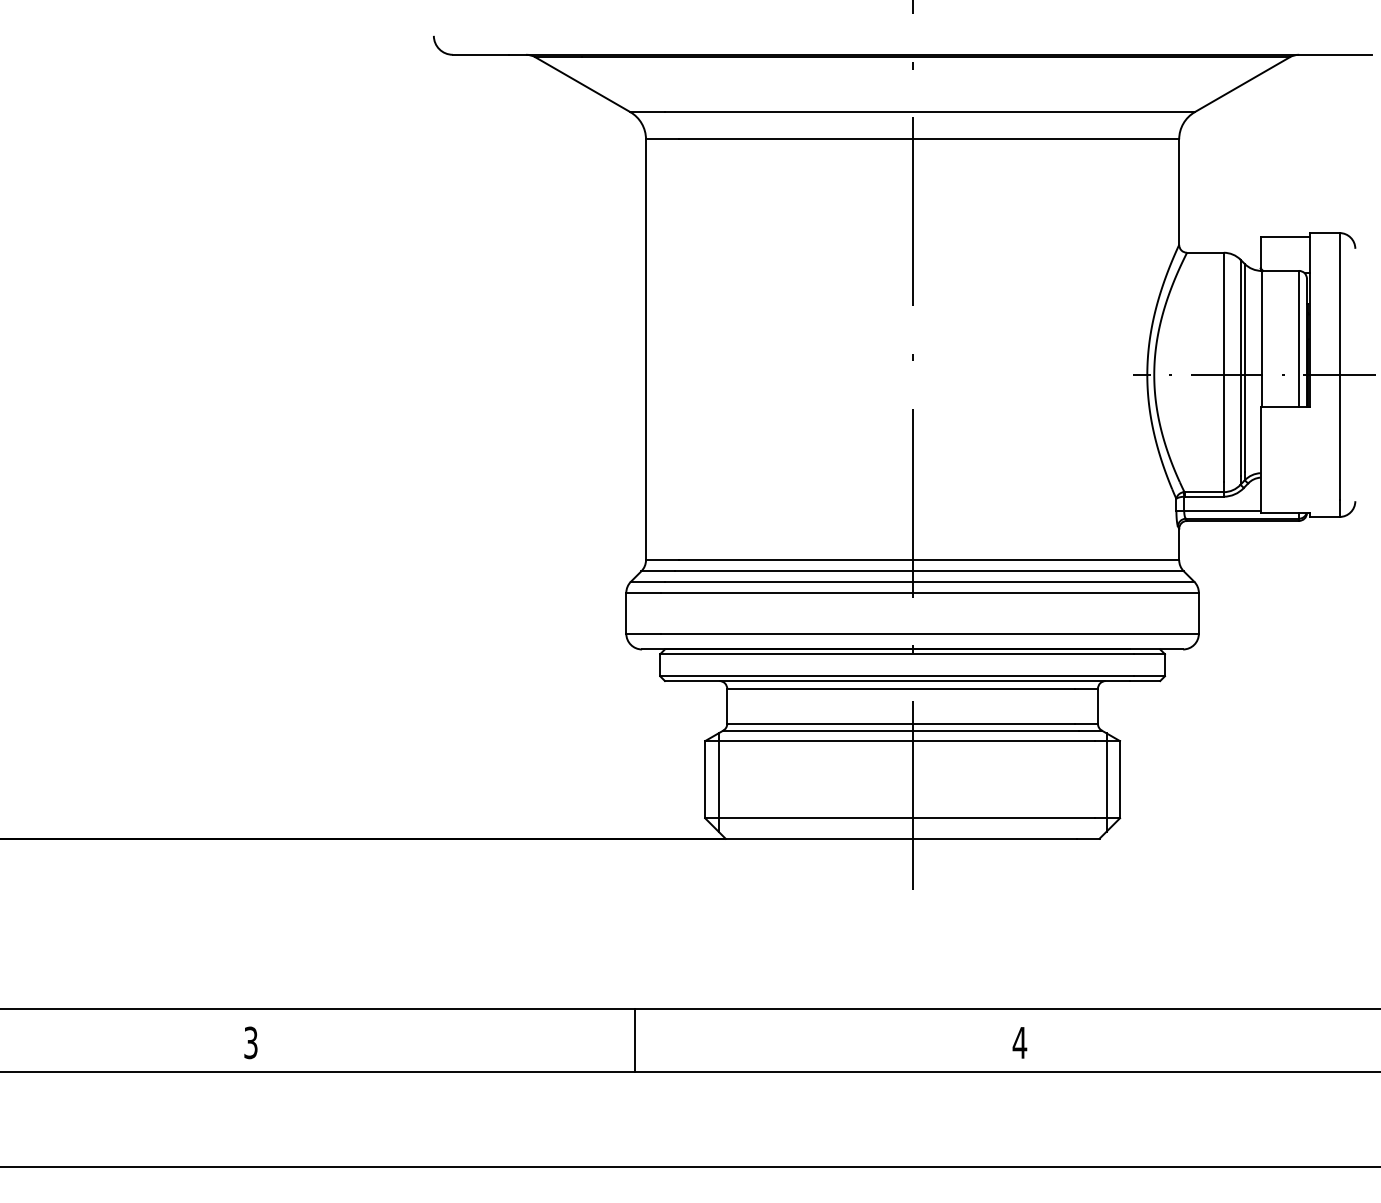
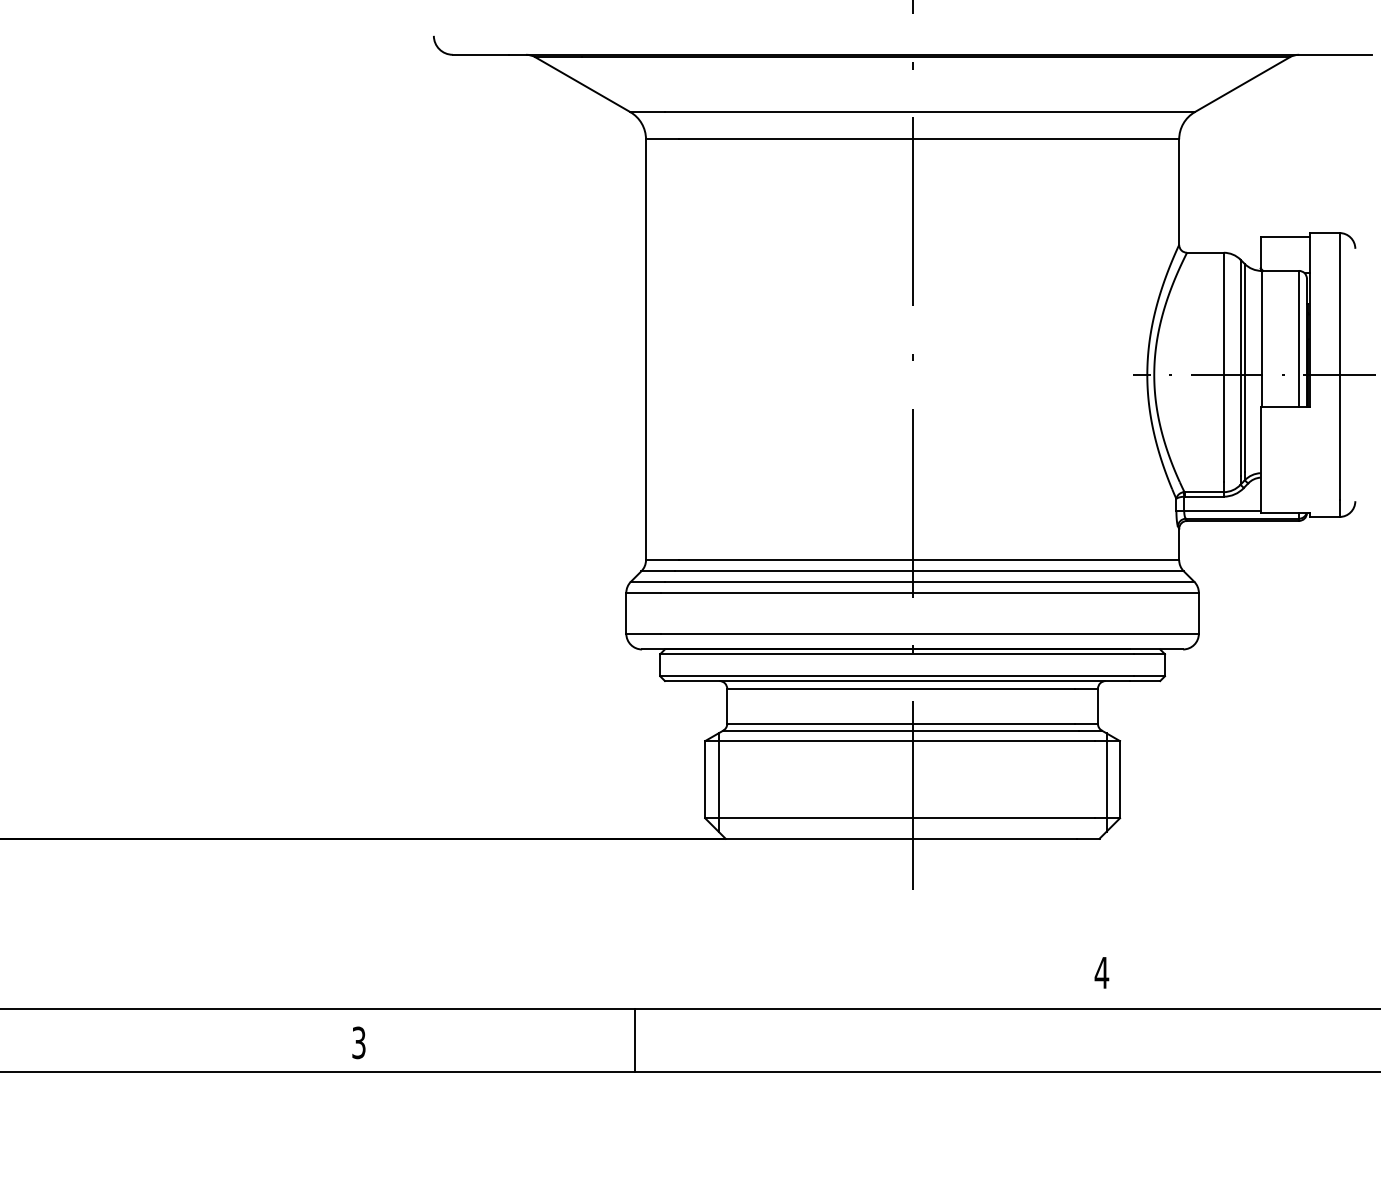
text position: (250, 1042) -> (358, 1042) (358, 1042)
text position: (1019, 1042) -> (1101, 972) (1101, 972)
line: present -> none (689, 1167)
